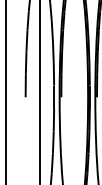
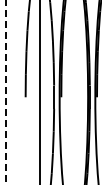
line: solid -> dashed (5, 92)
